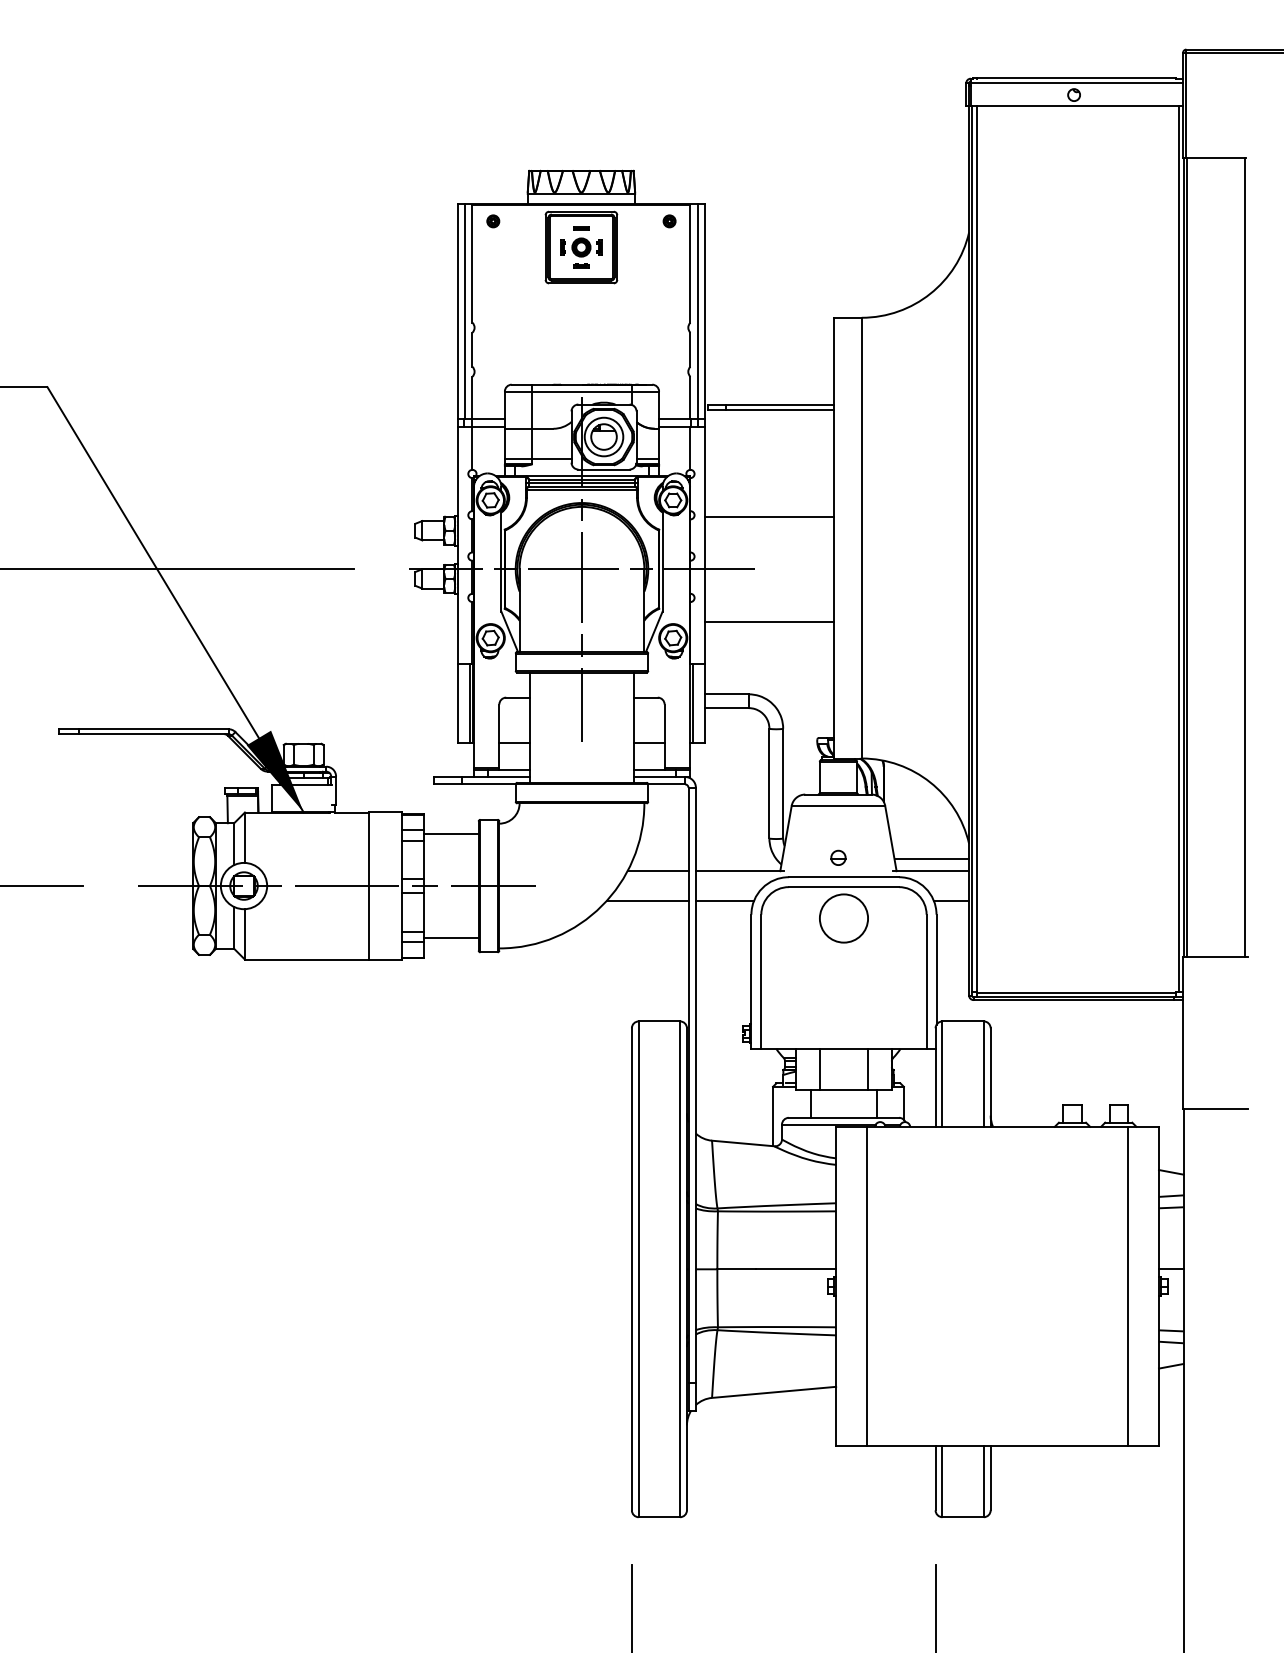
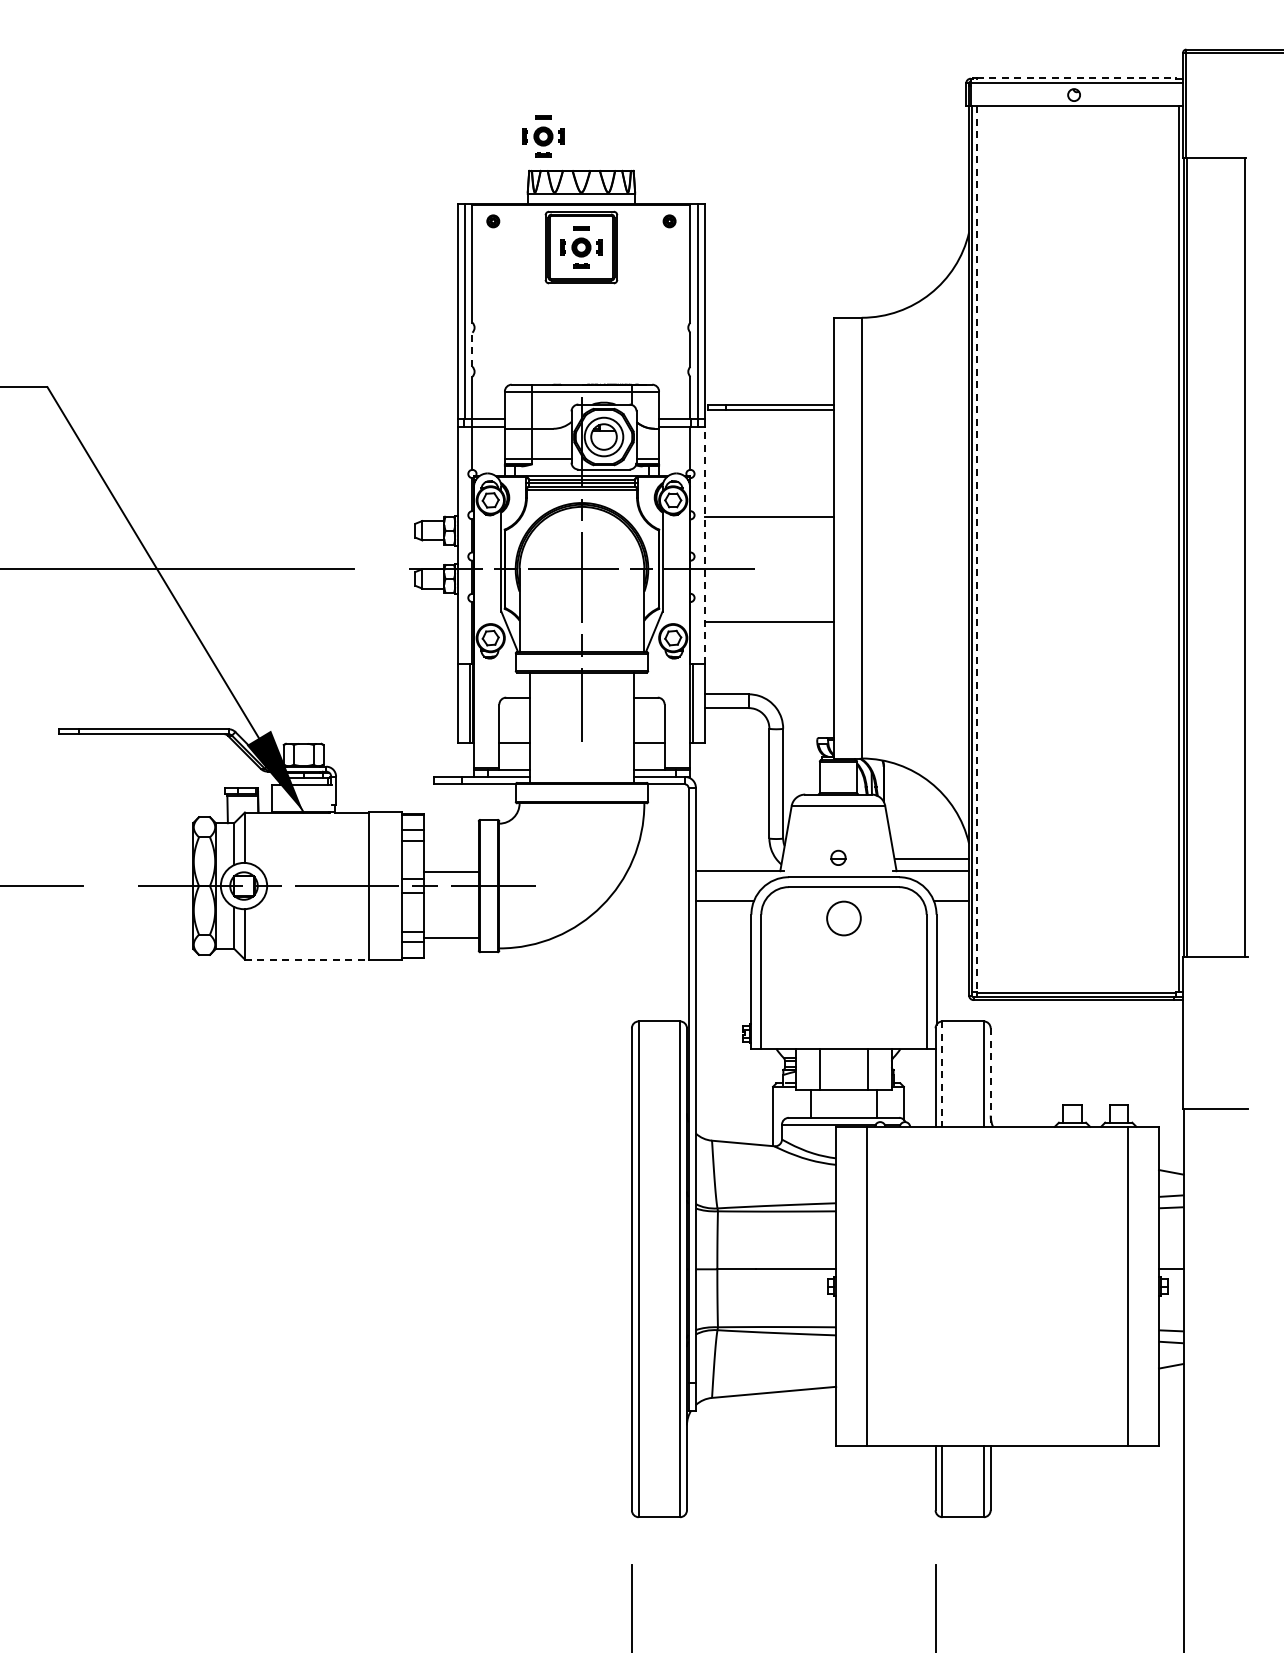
line: solid -> dashed (1076, 78)
part: none -> present (543, 136)
line: solid -> dashed (472, 349)
line: solid -> dashed (704, 545)
line: solid -> dashed (976, 549)
line position: (450, 833) -> (450, 871) (450, 871)
line: present -> none (657, 871)
line: present -> none (647, 900)
circle diameter: 48 px -> 34 px (843, 918)
line: solid -> dashed (306, 959)
line: solid -> dashed (942, 1074)
line: solid -> dashed (990, 1078)
